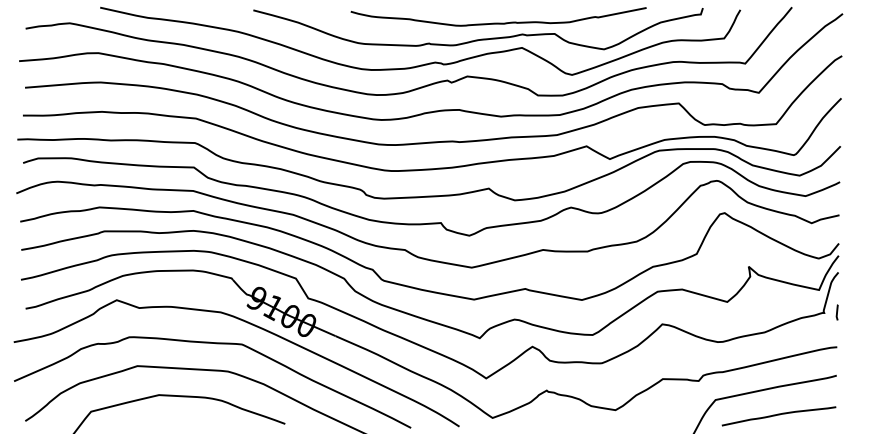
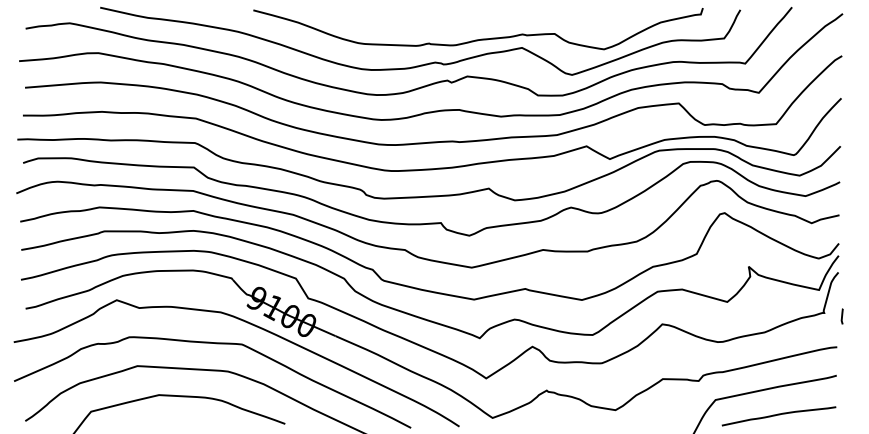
curve: present -> none (498, 22)
line position: (836, 312) -> (841, 316) (841, 316)
